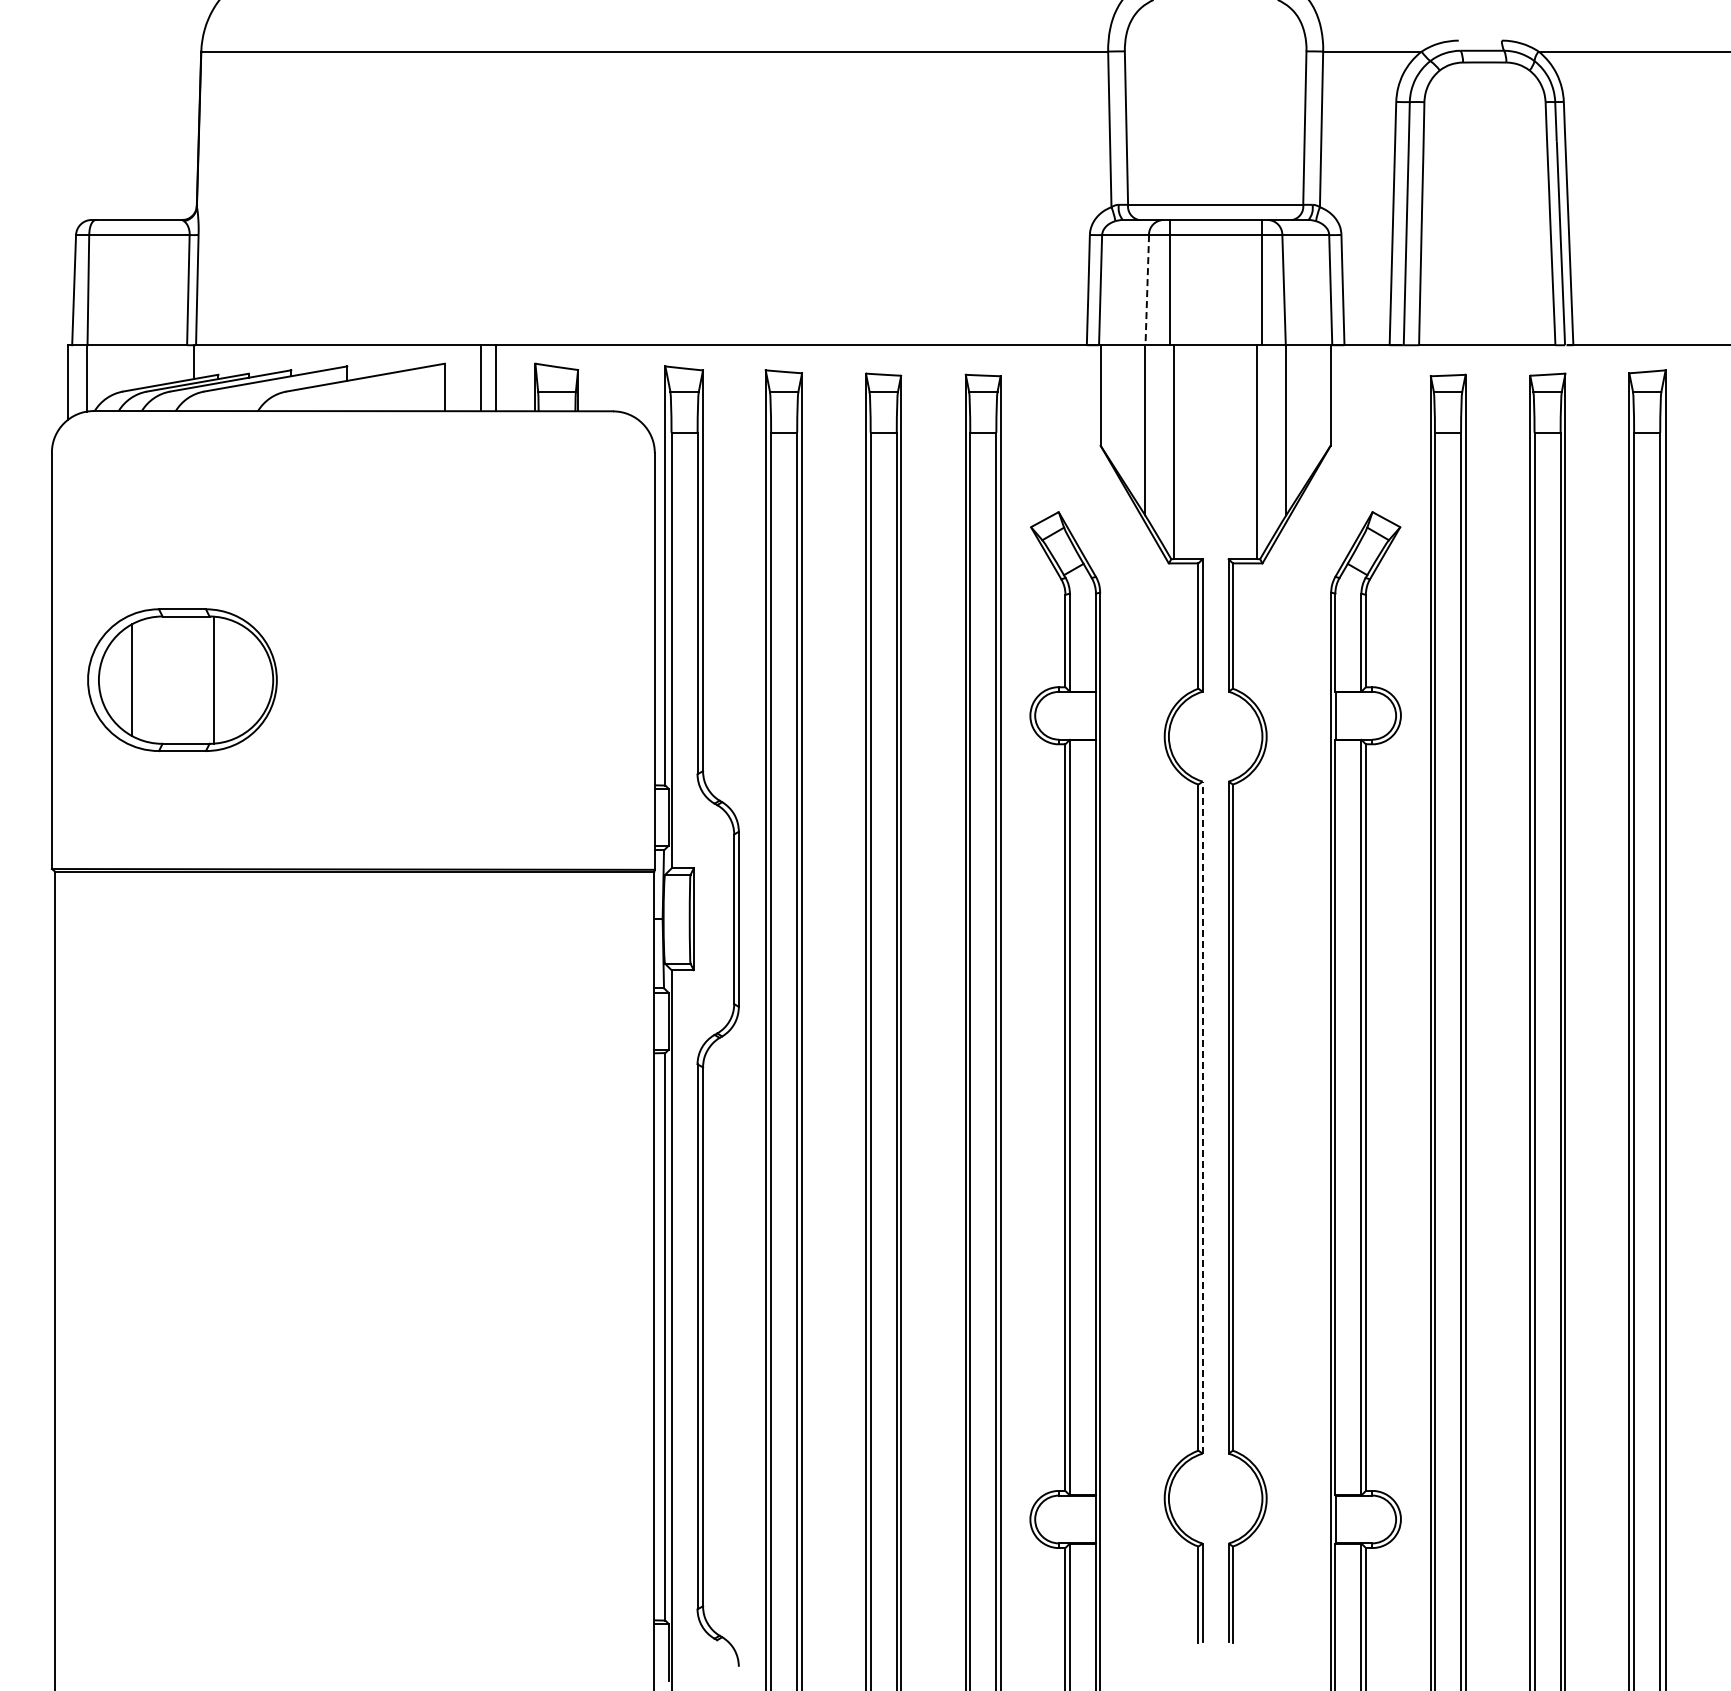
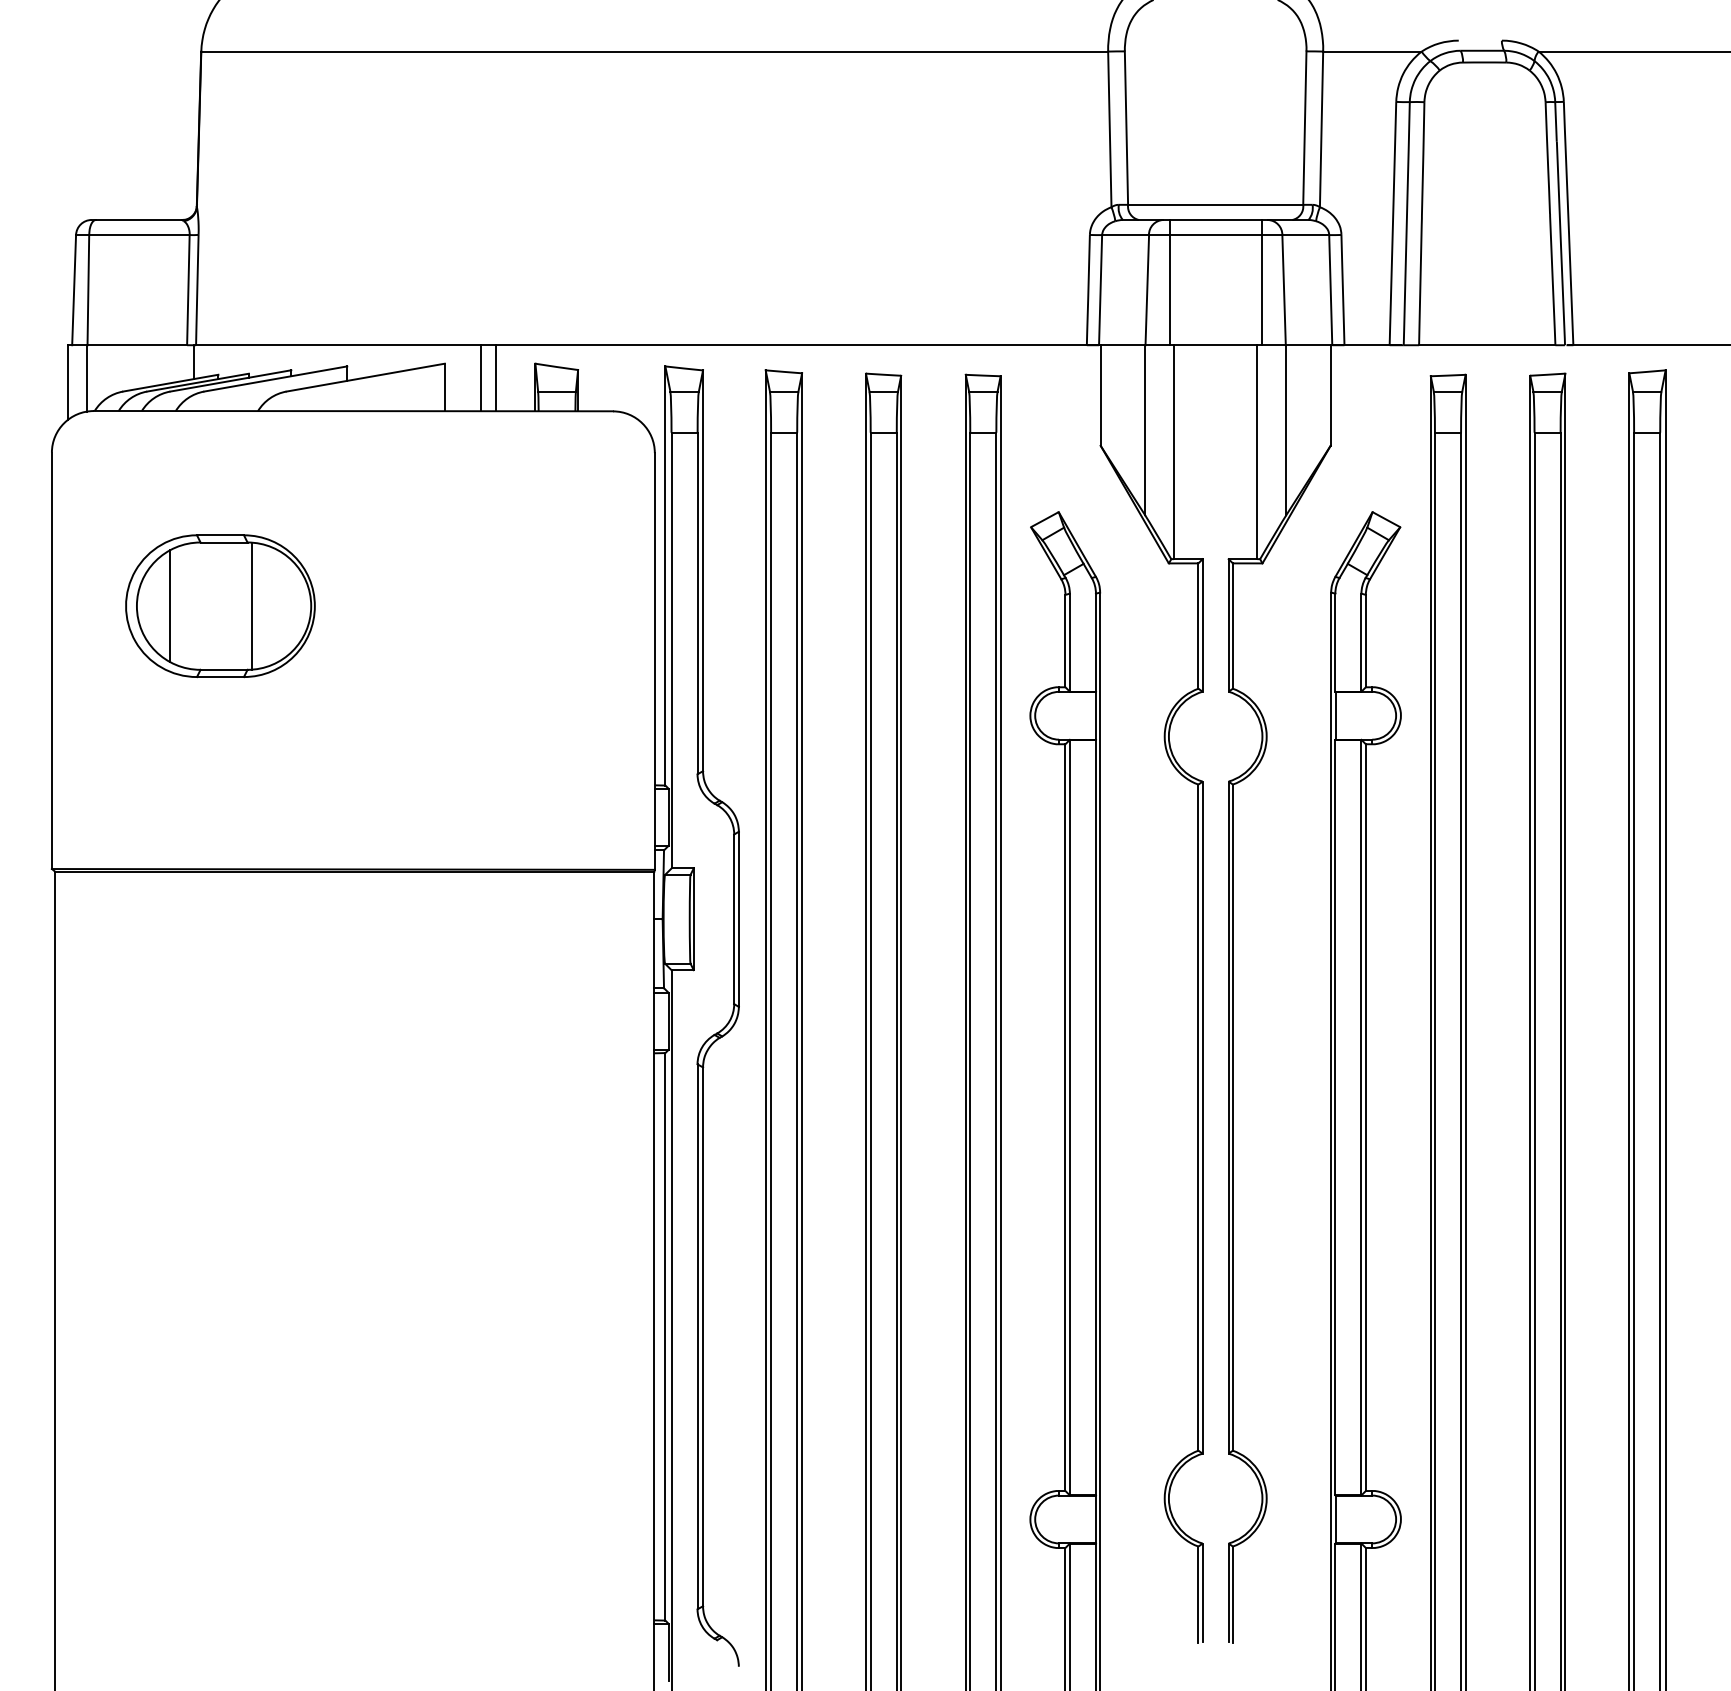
line: dashed -> solid (1147, 290)
part position: (182, 680) -> (220, 606) (220, 606)
line: dashed -> solid (1202, 1117)
